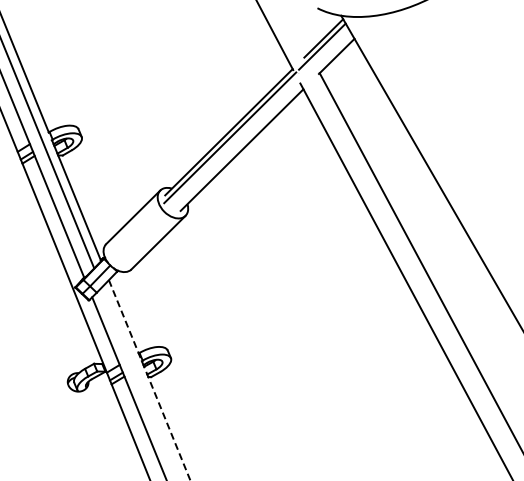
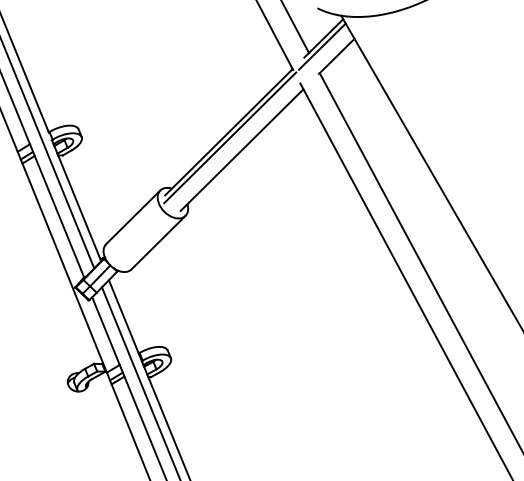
line: none -> present (295, 27)
line: dashed -> solid (149, 381)
line: none -> present (140, 382)
